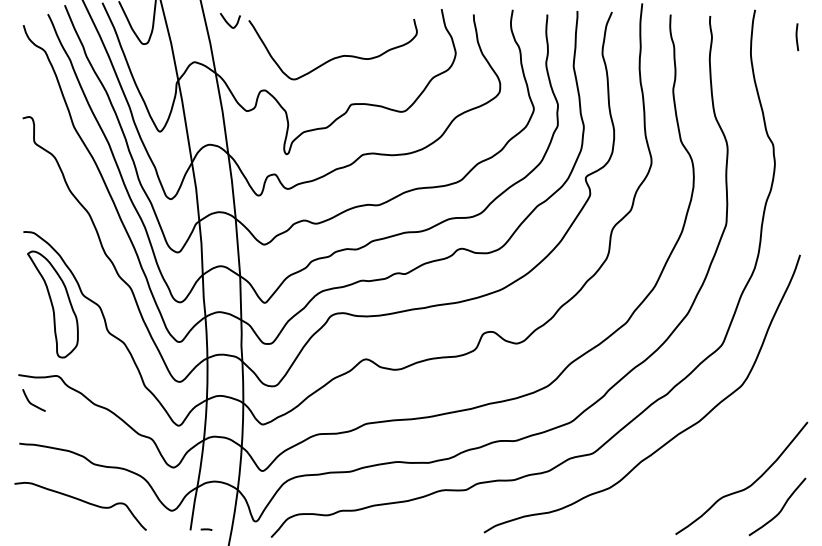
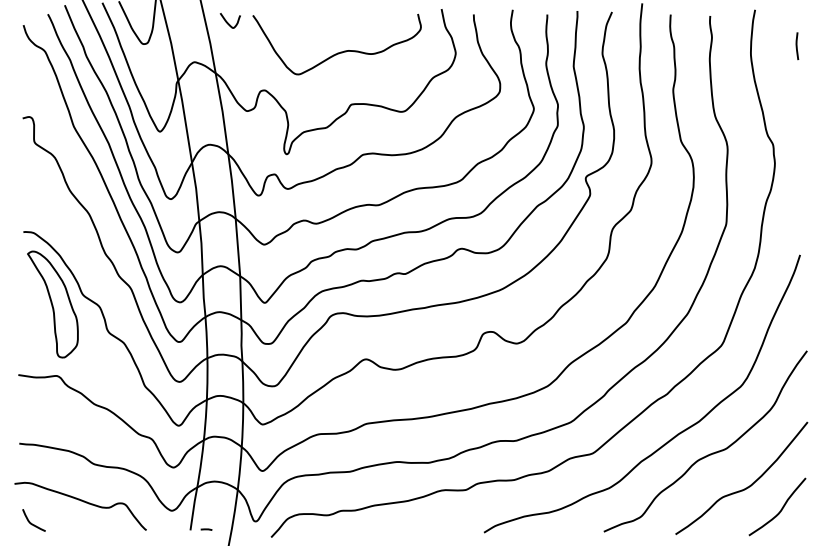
line position: (797, 37) -> (797, 46) (797, 46)
curve position: (336, 56) -> (340, 51) (340, 51)
curve position: (31, 402) -> (31, 522) (31, 522)
curve: none -> present (710, 453)
